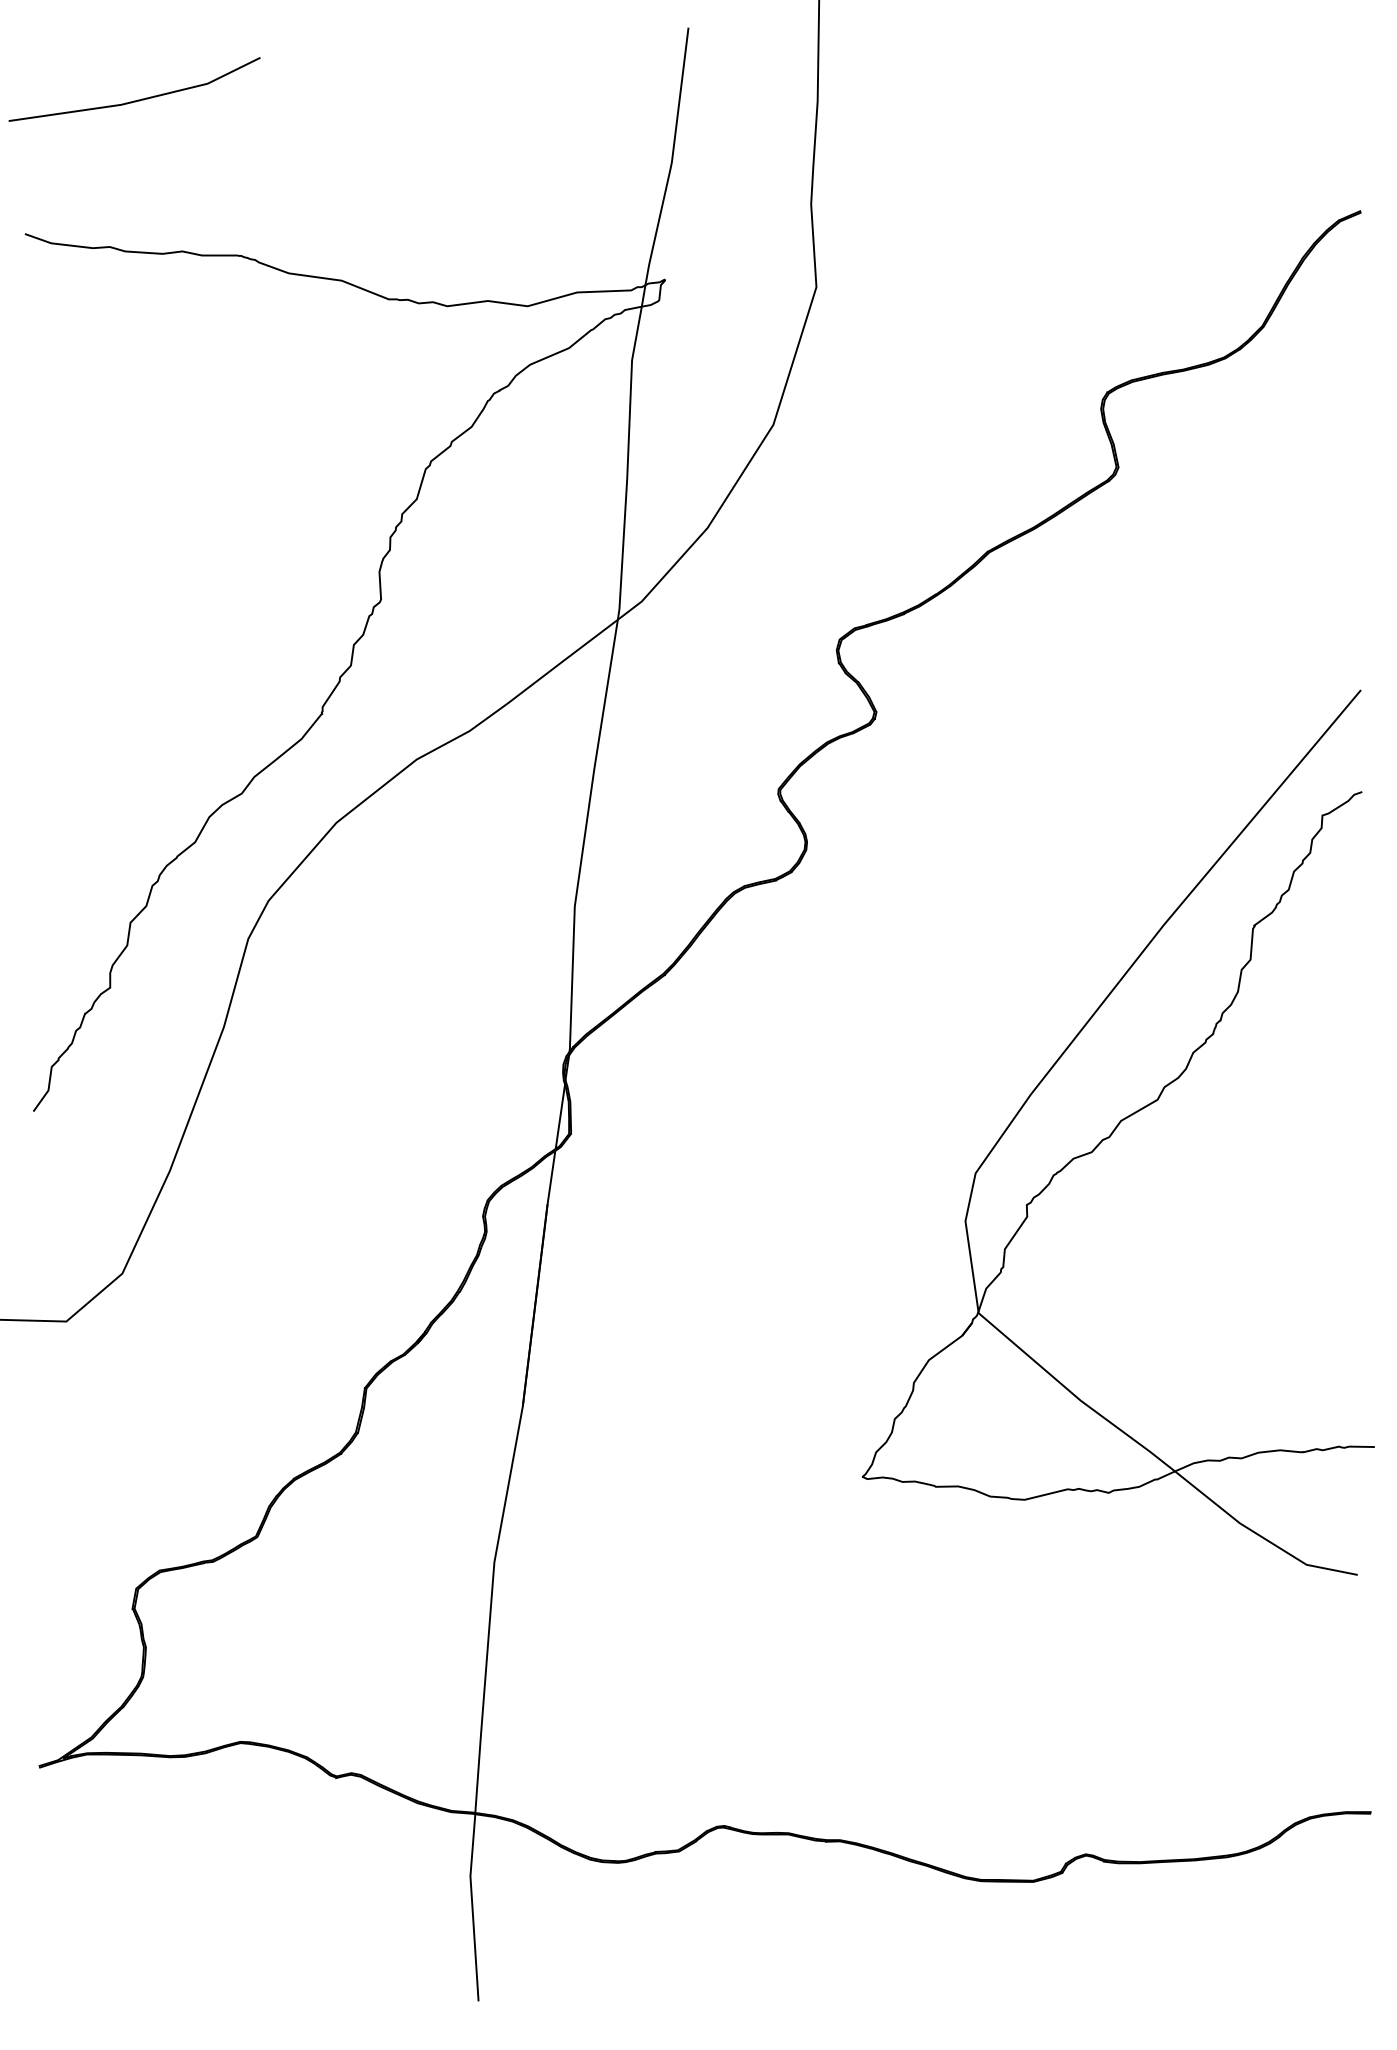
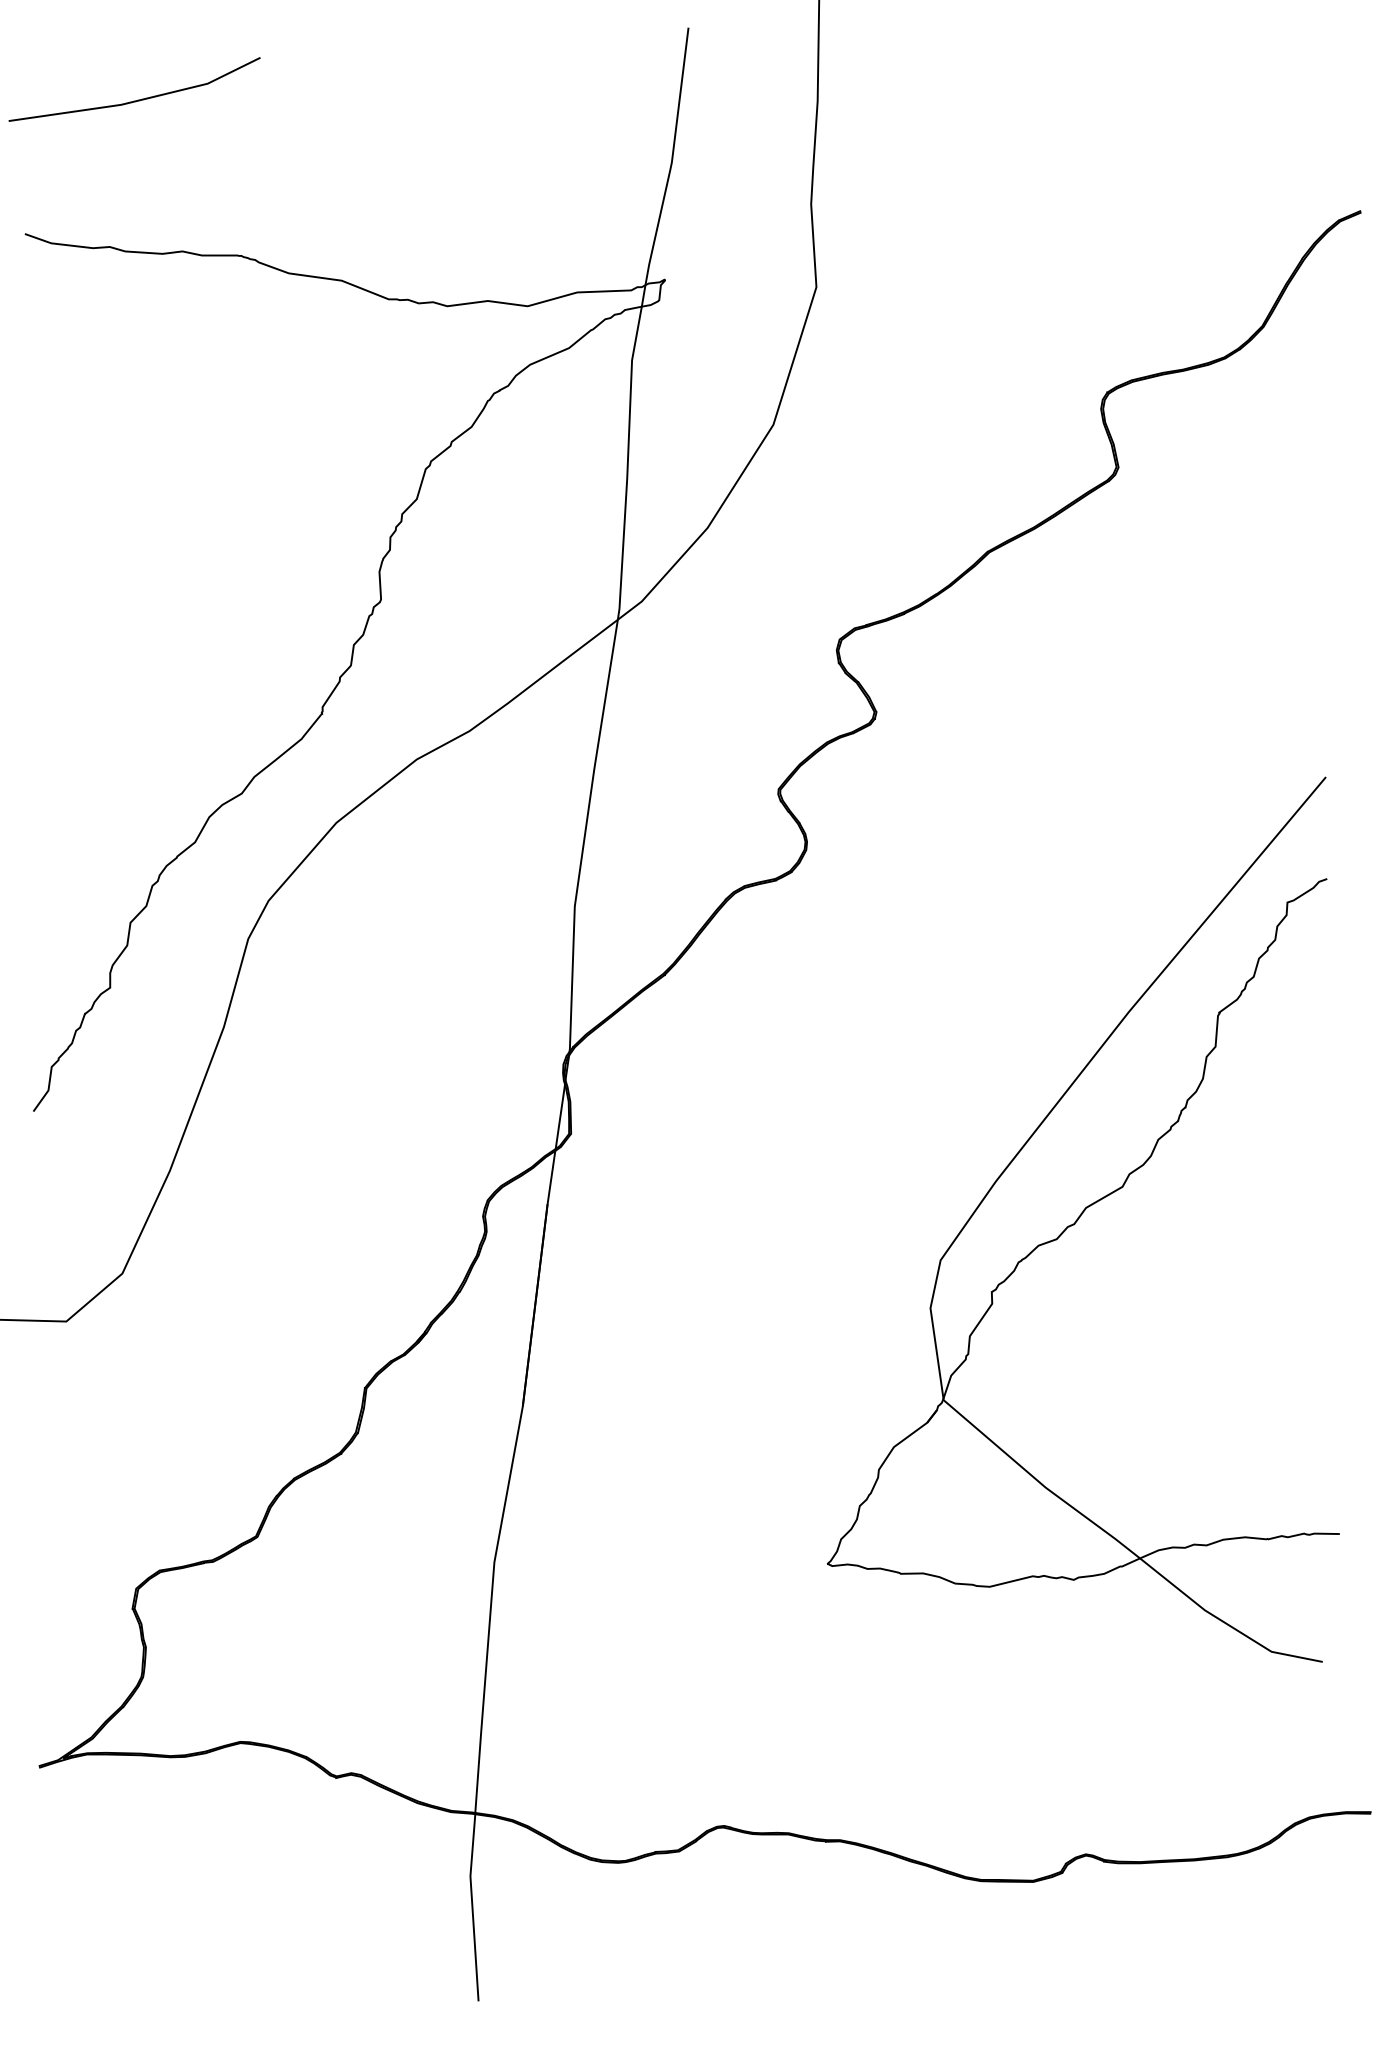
part position: (1117, 1132) -> (1082, 1219) (1082, 1219)
